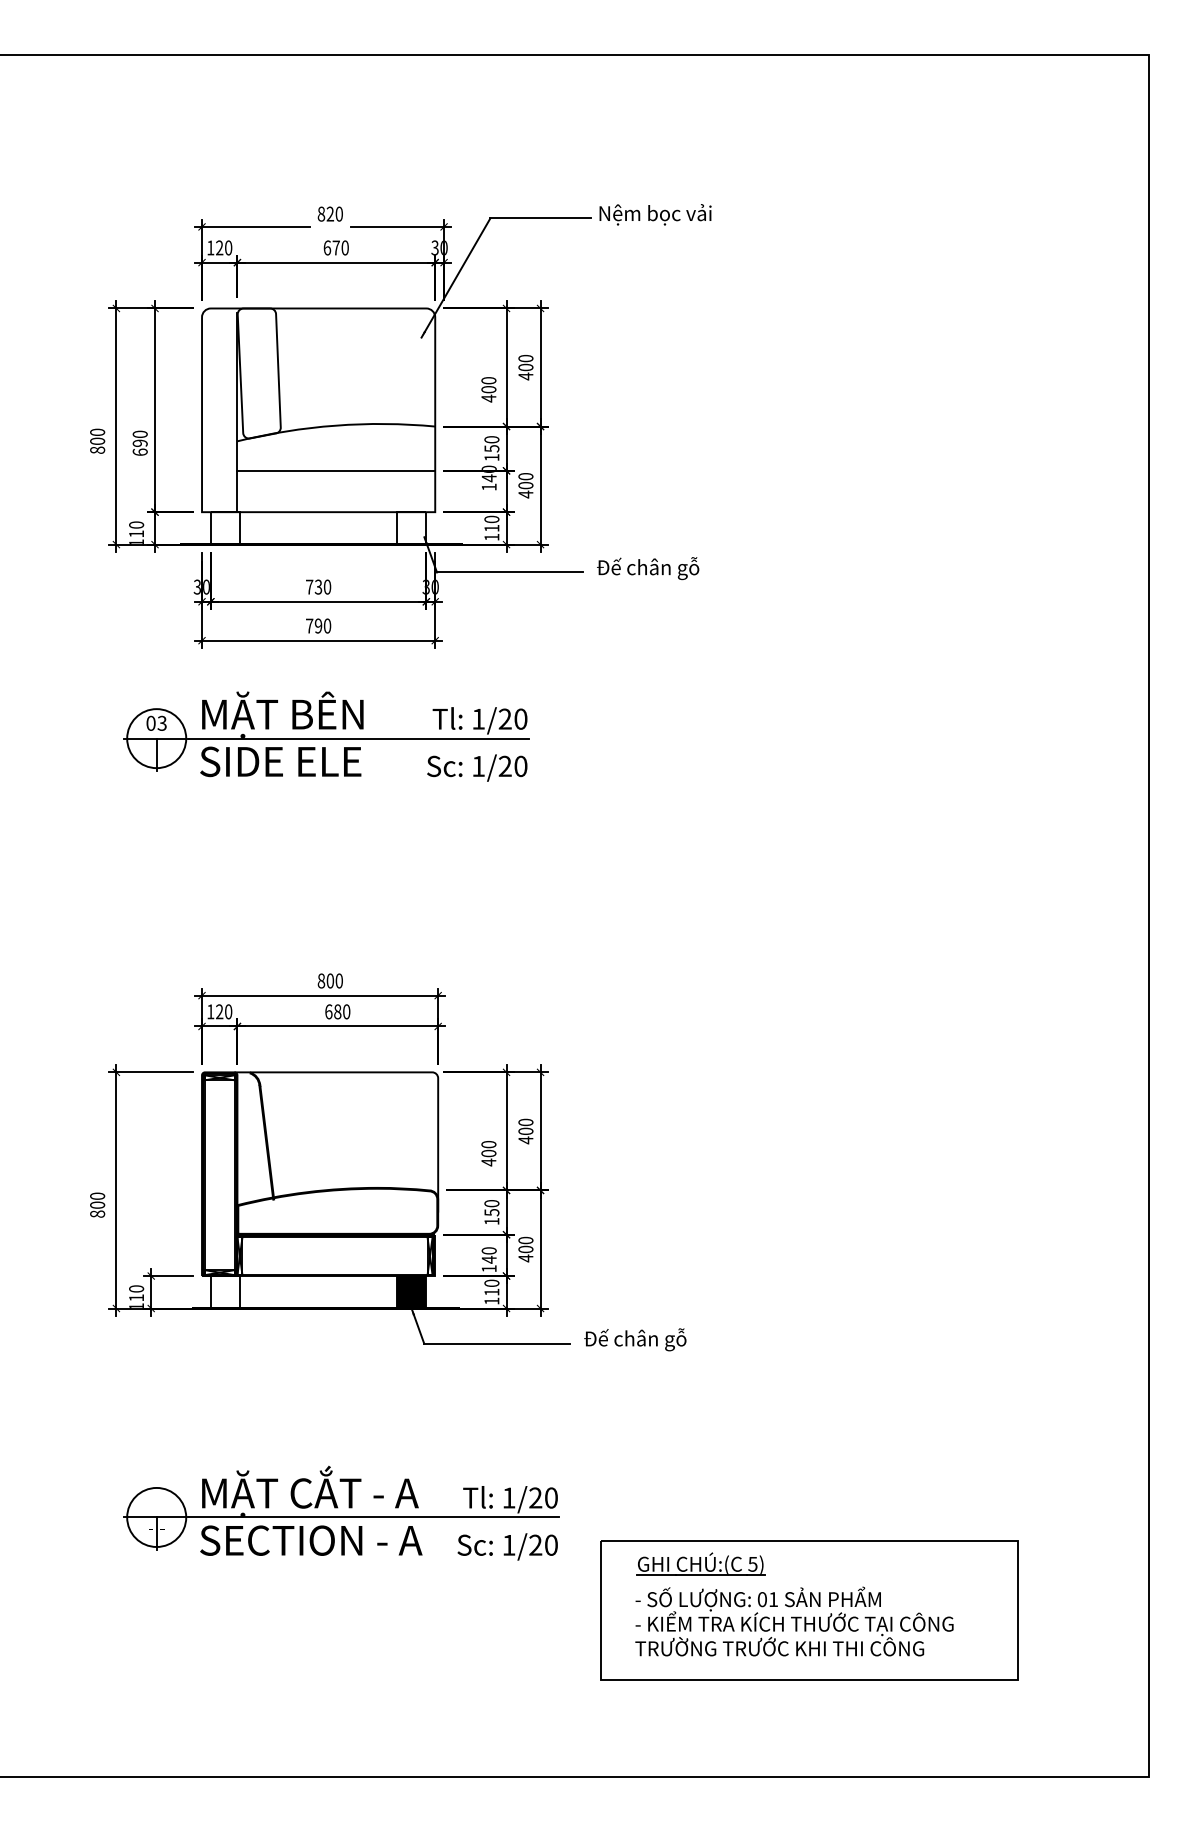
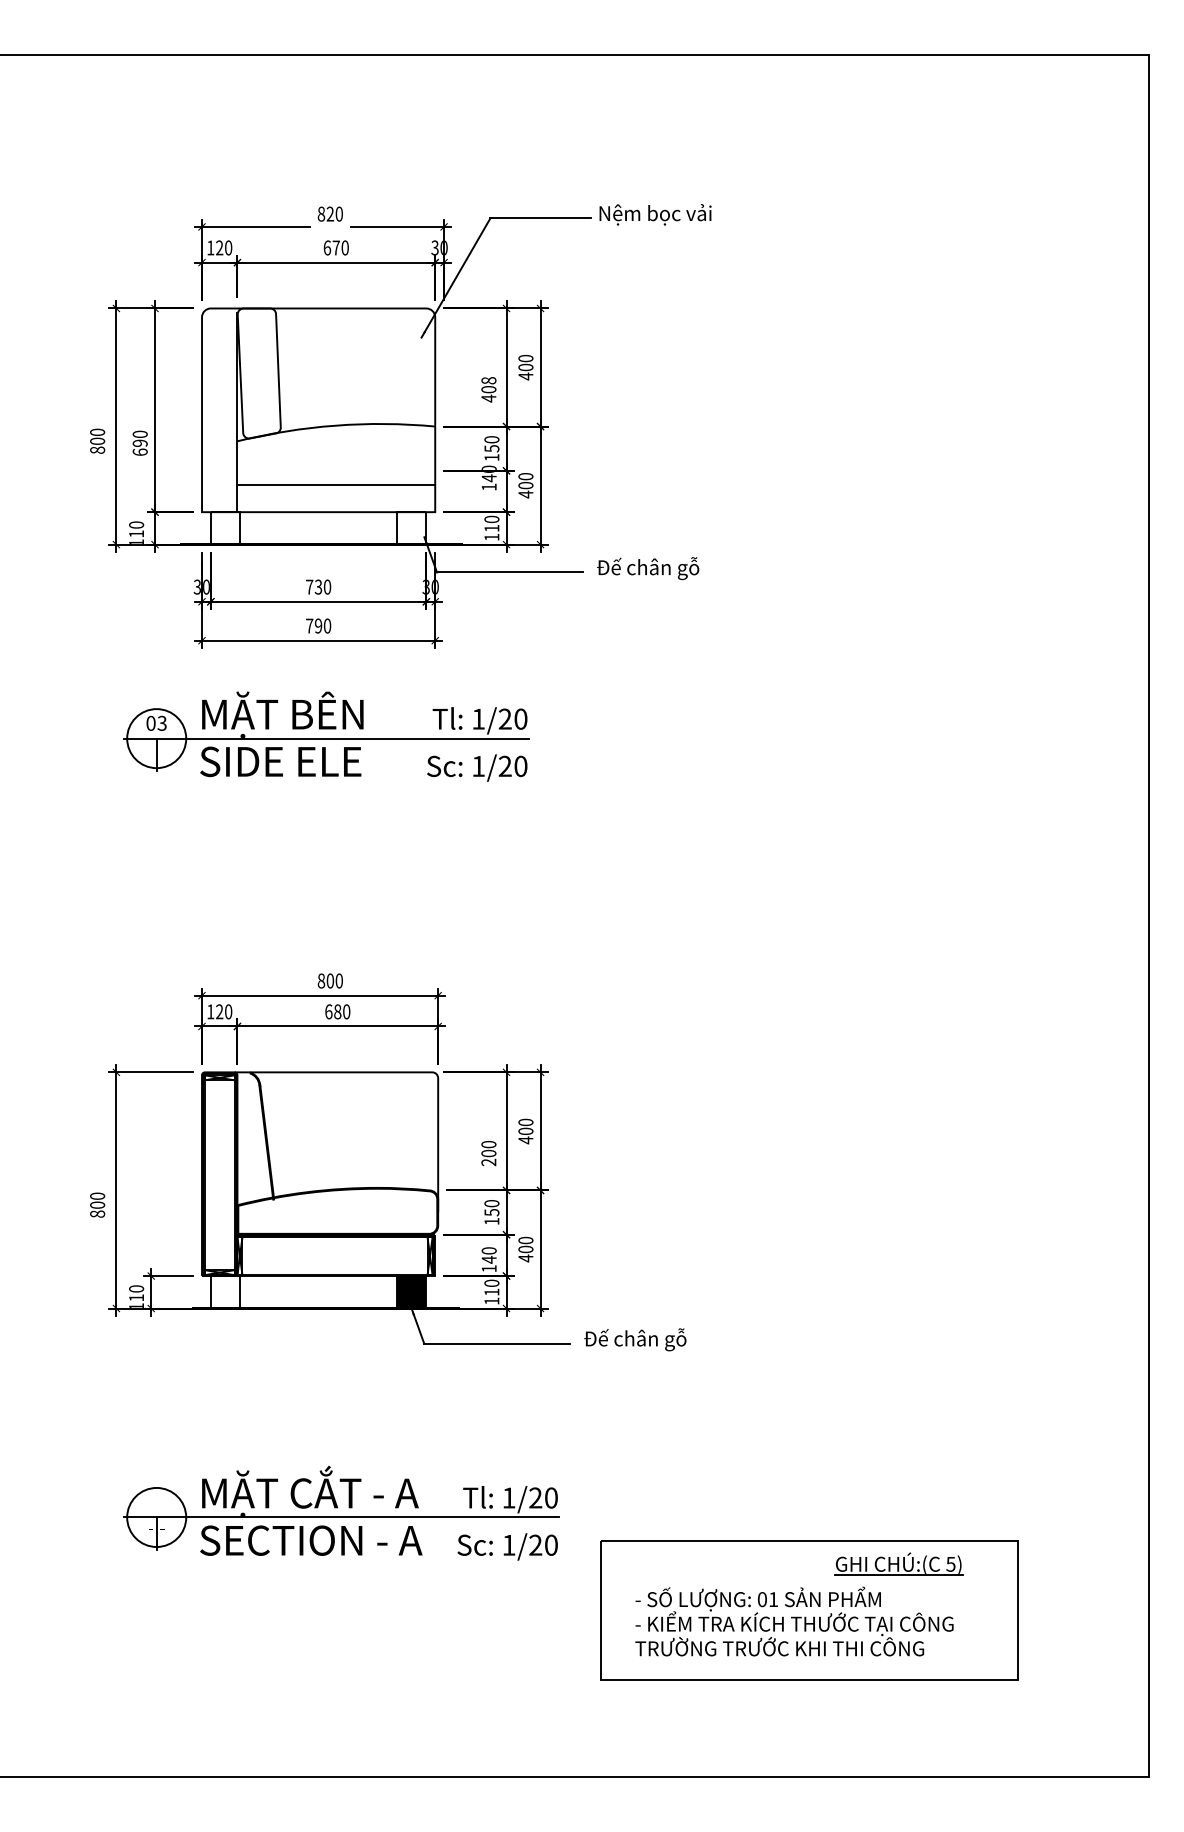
text: 400 -> 408 (489, 380)
line position: (336, 470) -> (336, 484) (336, 484)
text: 400 -> 200 (488, 1162)
part position: (700, 1563) -> (898, 1563) (898, 1563)
